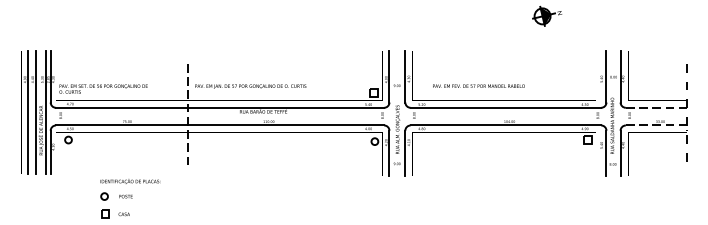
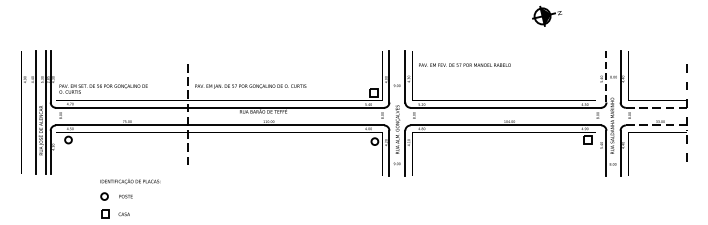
line: solid -> dashed (606, 77)
text position: (478, 85) -> (464, 64) (464, 64)
line: present -> none (28, 112)
